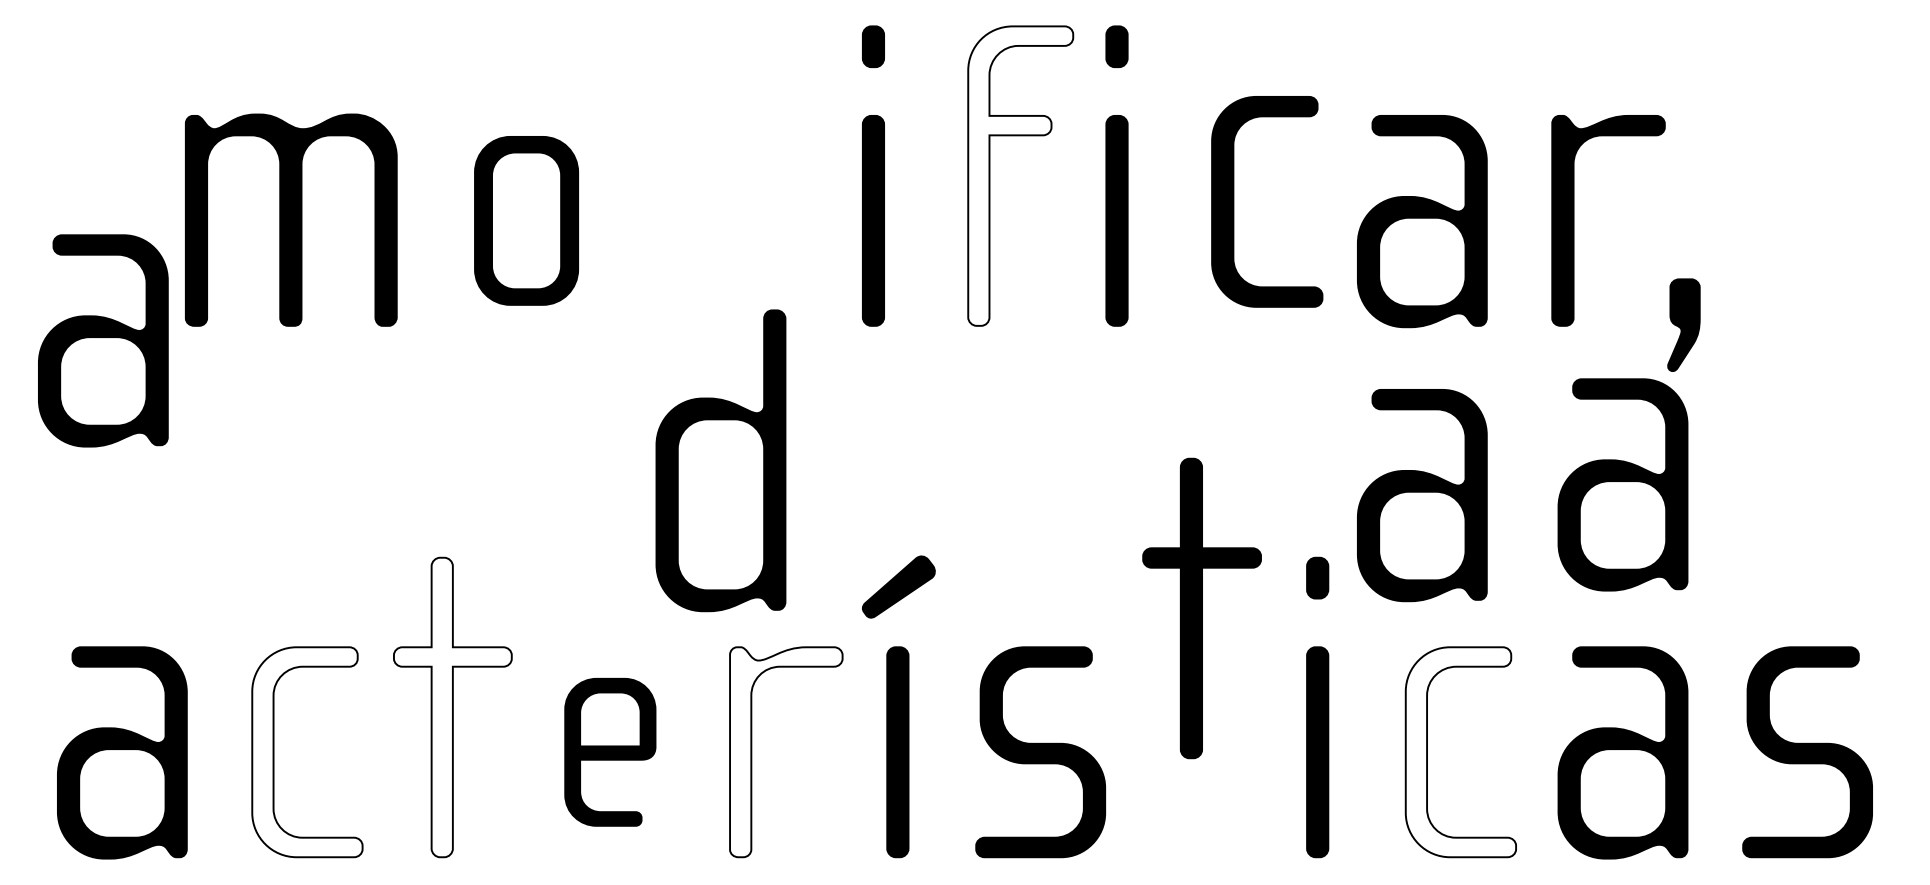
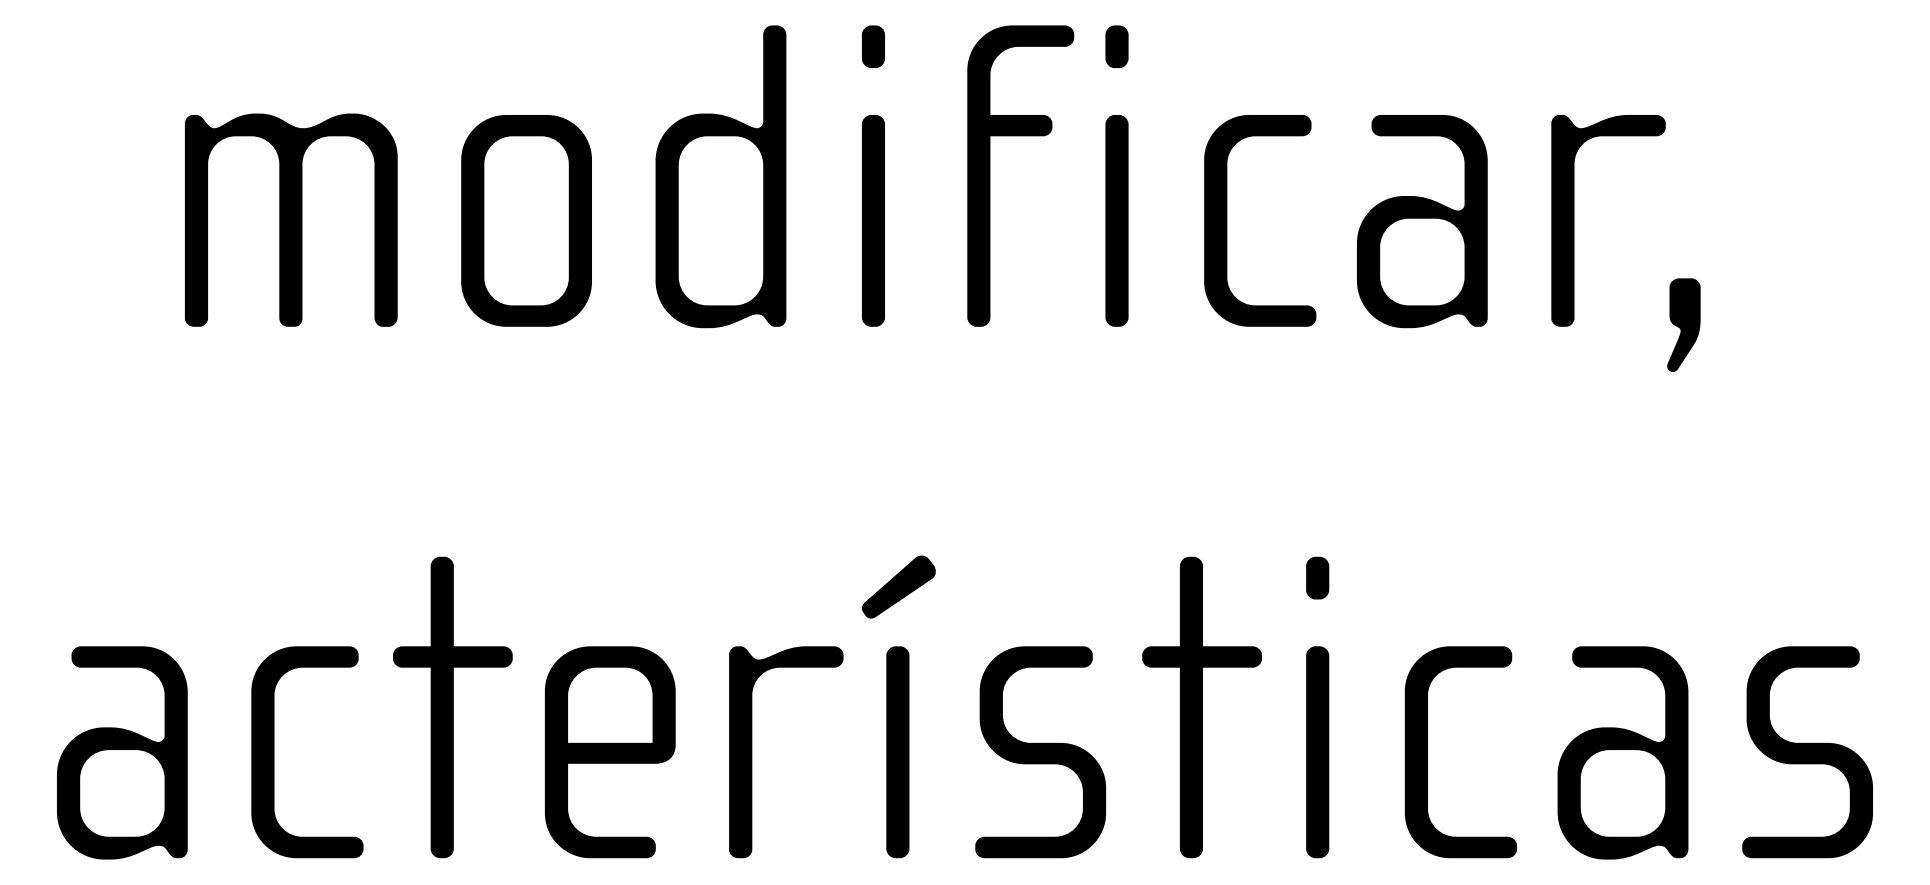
fill: none -> present (1020, 175)
part position: (1234, 201) -> (1227, 220) (1227, 220)
part size: 105x170 px -> 131x212 px (526, 220)
part: present -> none (103, 340)
part position: (720, 460) -> (720, 176) (720, 176)
part: present -> none (1622, 484)
part: present -> none (1422, 495)
part position: (1201, 608) -> (1201, 707) (1201, 707)
fill: none -> present (452, 707)
fill: none -> present (307, 752)
part size: 93x149 px -> 131x213 px (610, 752)
fill: none -> present (786, 752)
fill: none -> present (1460, 752)
